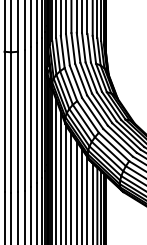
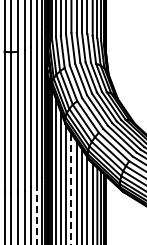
line: solid -> dashed (71, 189)
line: solid -> dashed (36, 213)
